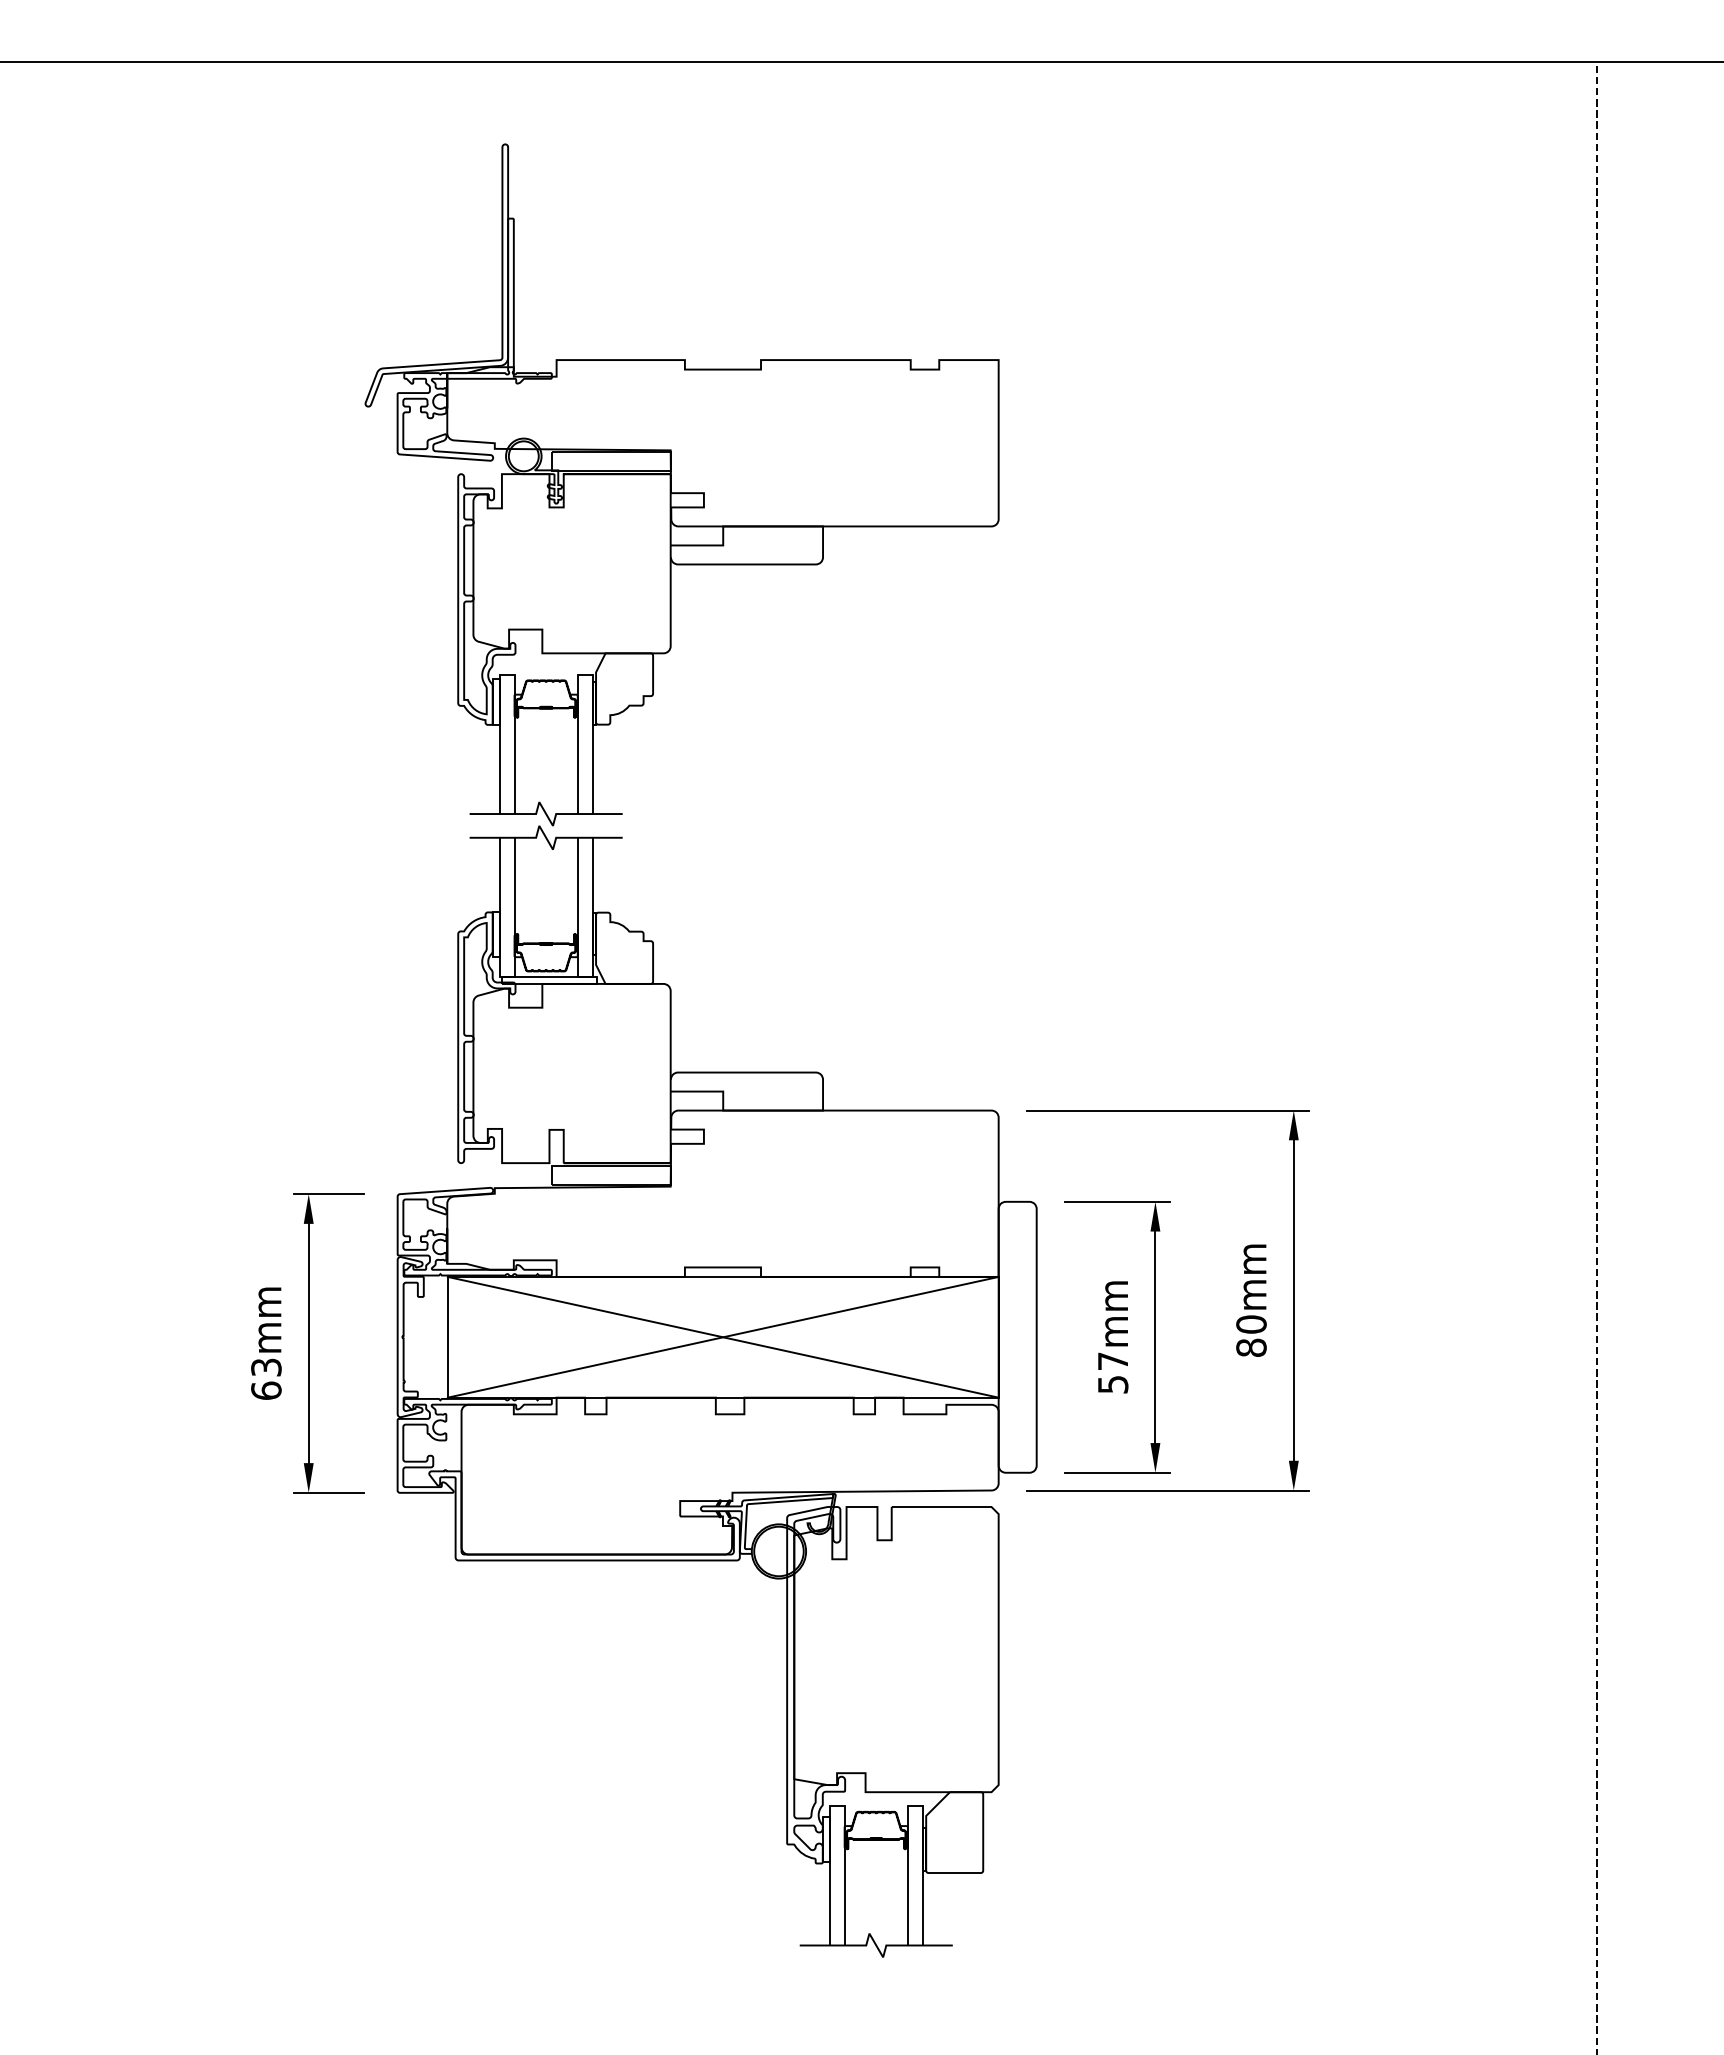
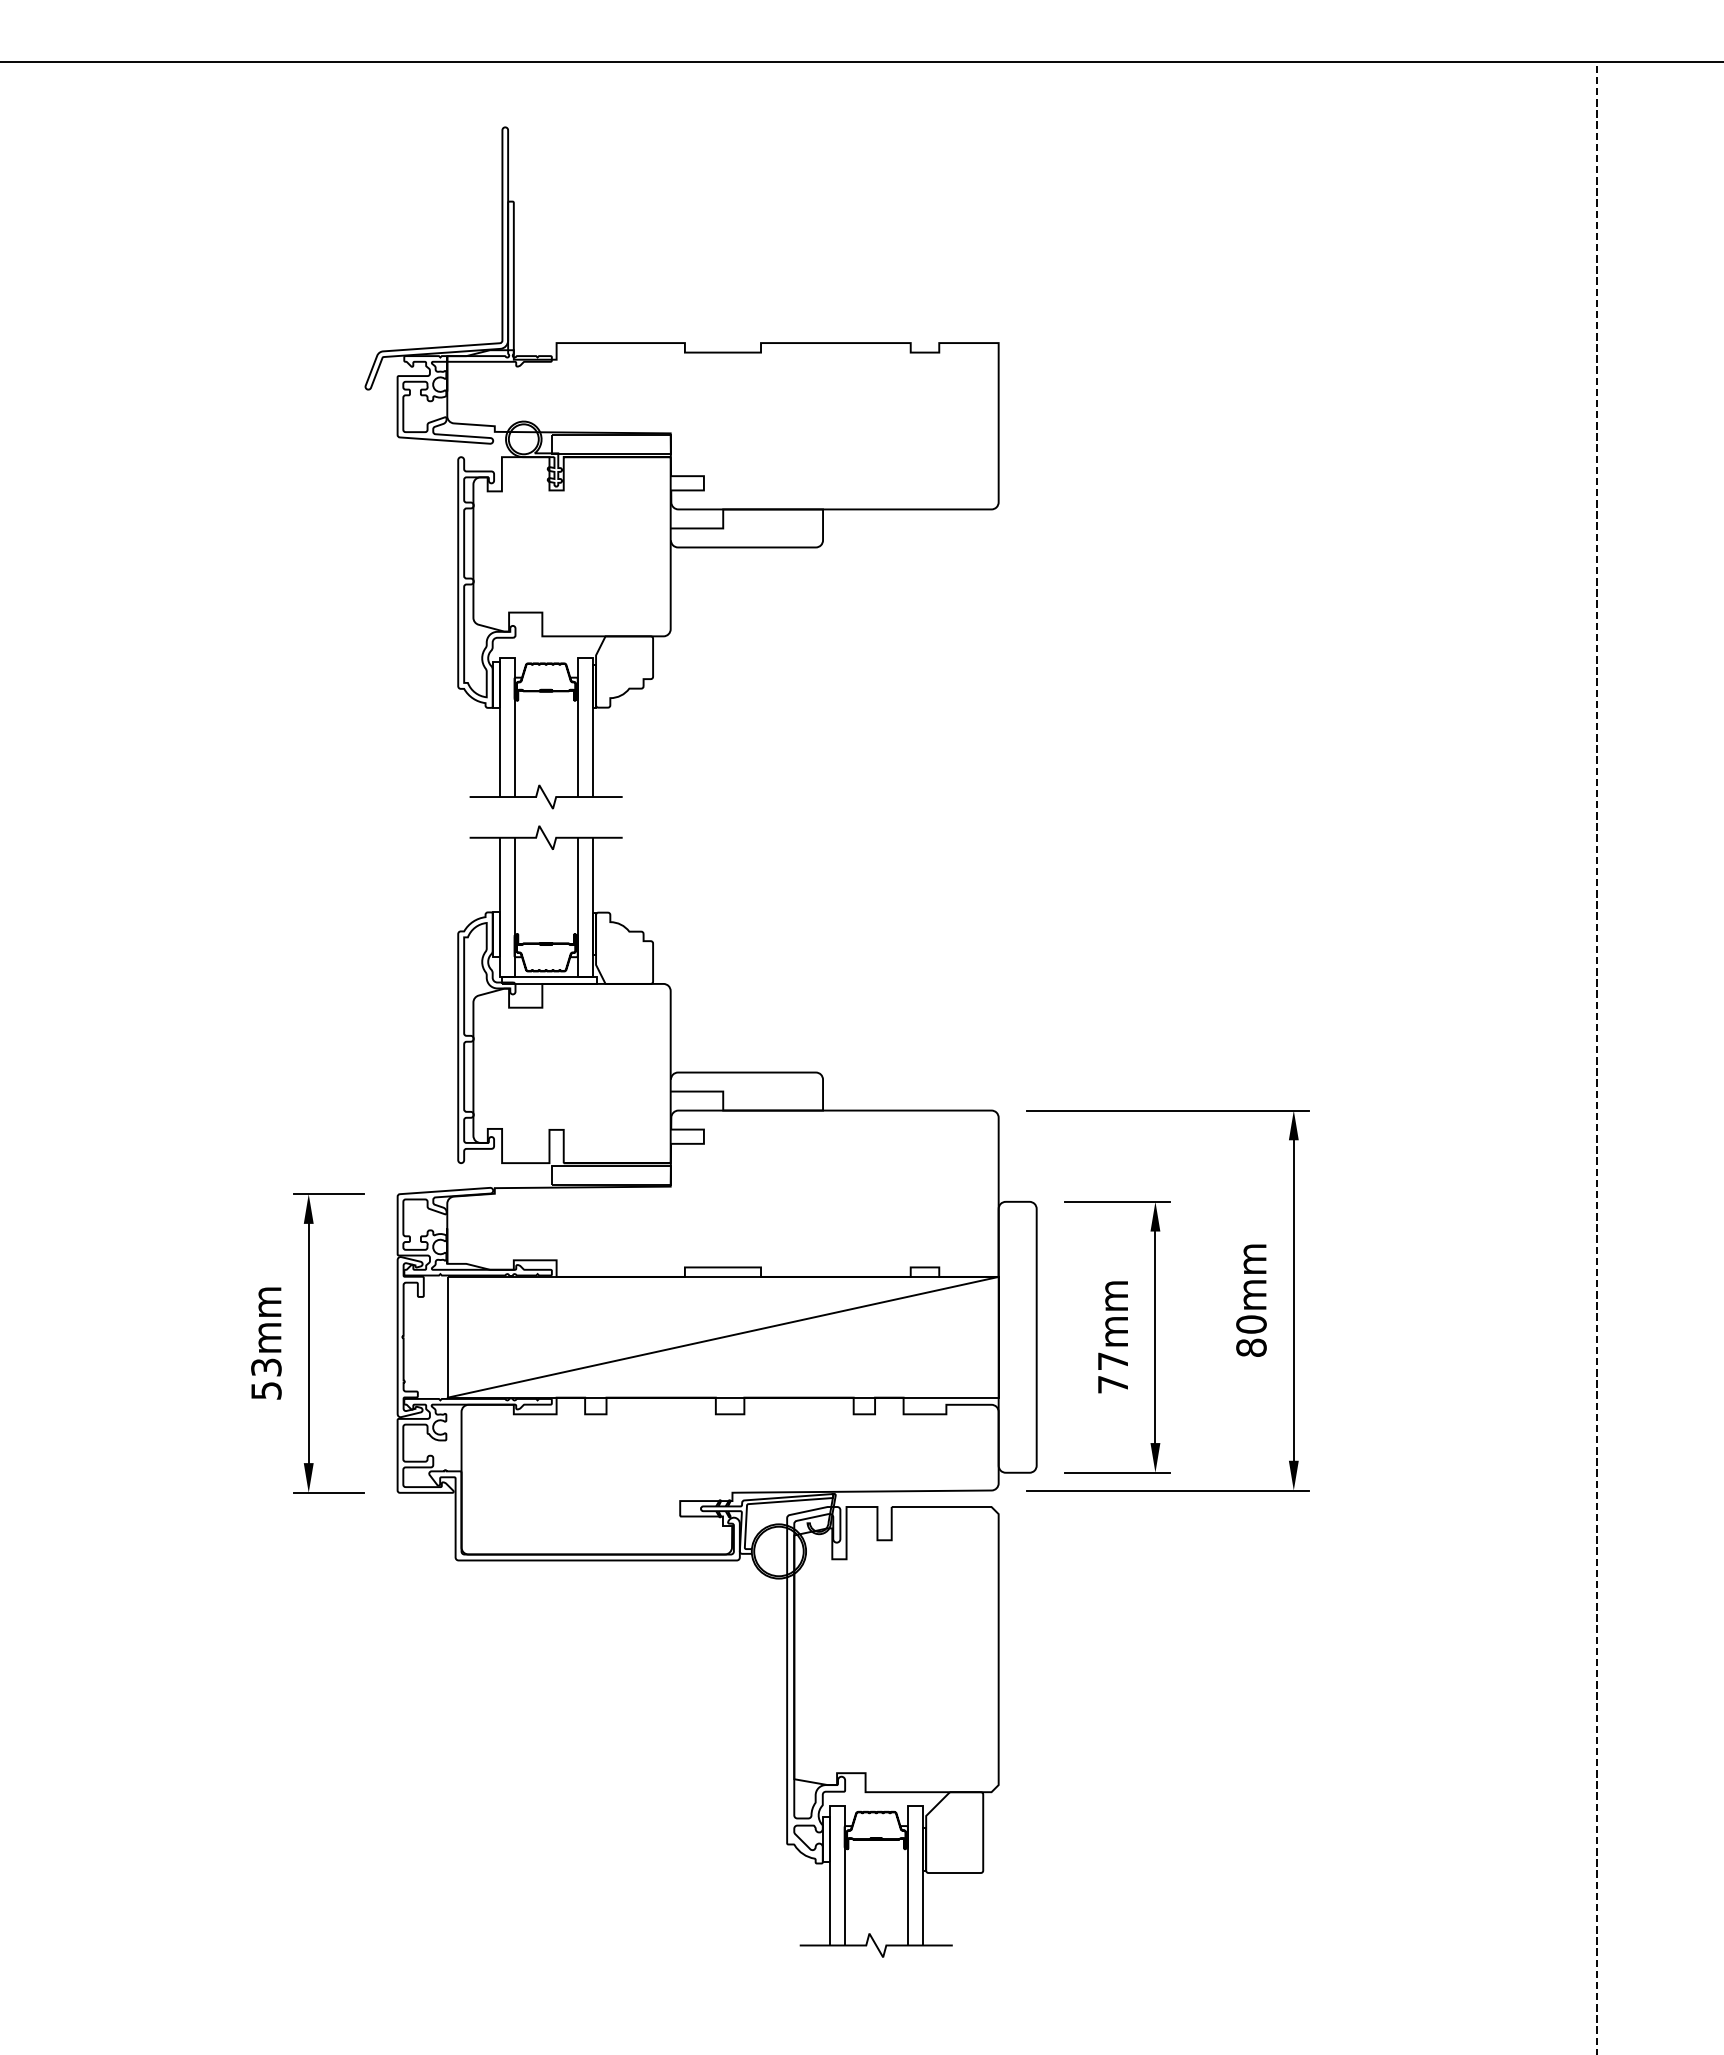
part position: (681, 484) -> (681, 467) (681, 467)
line: present -> none (722, 1336)
text: 57mm -> 77mm (1113, 1384)
text: 63mm -> 53mm (266, 1390)
